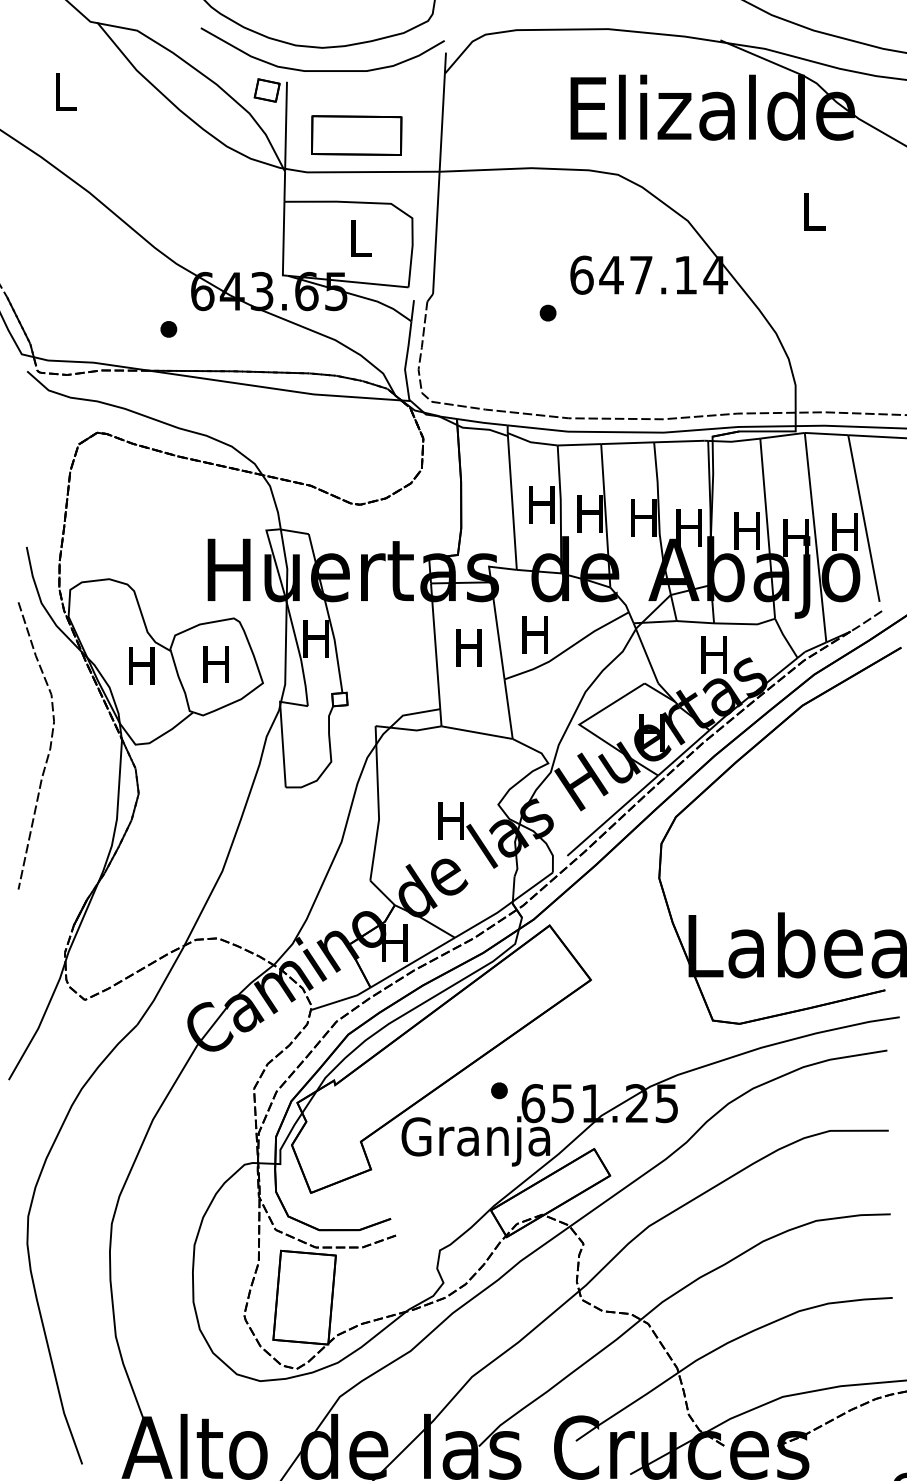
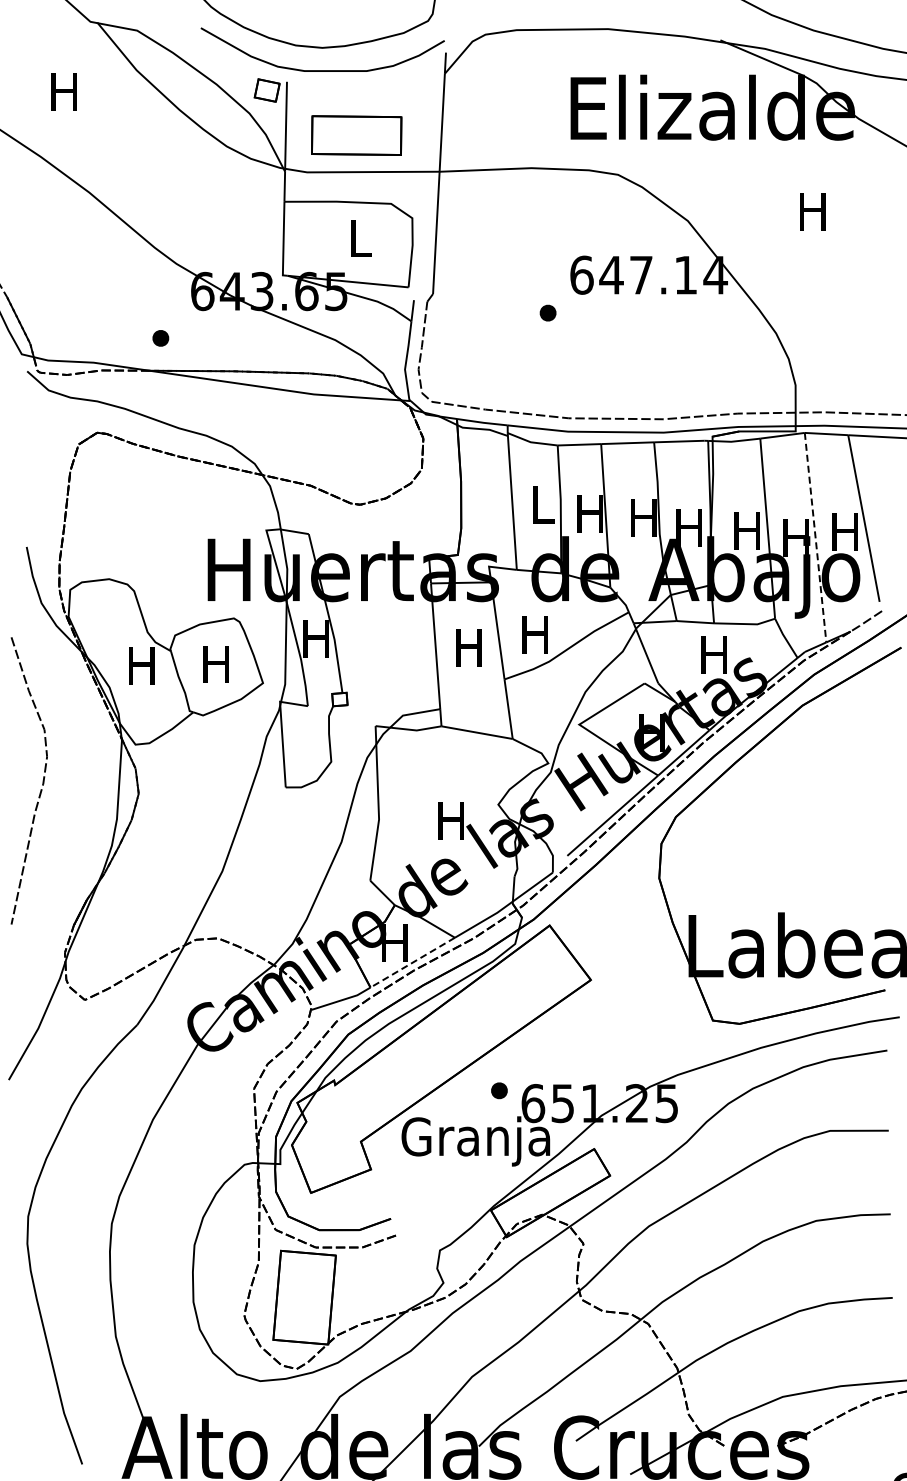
text: L -> H (63, 91)
text: L -> H (812, 211)
part position: (168, 329) -> (160, 338) (160, 338)
text: H -> L (541, 504)
line: solid -> dashed (815, 538)
curve position: (49, 745) -> (42, 780) (42, 780)
line: solid -> dashed (412, 962)
